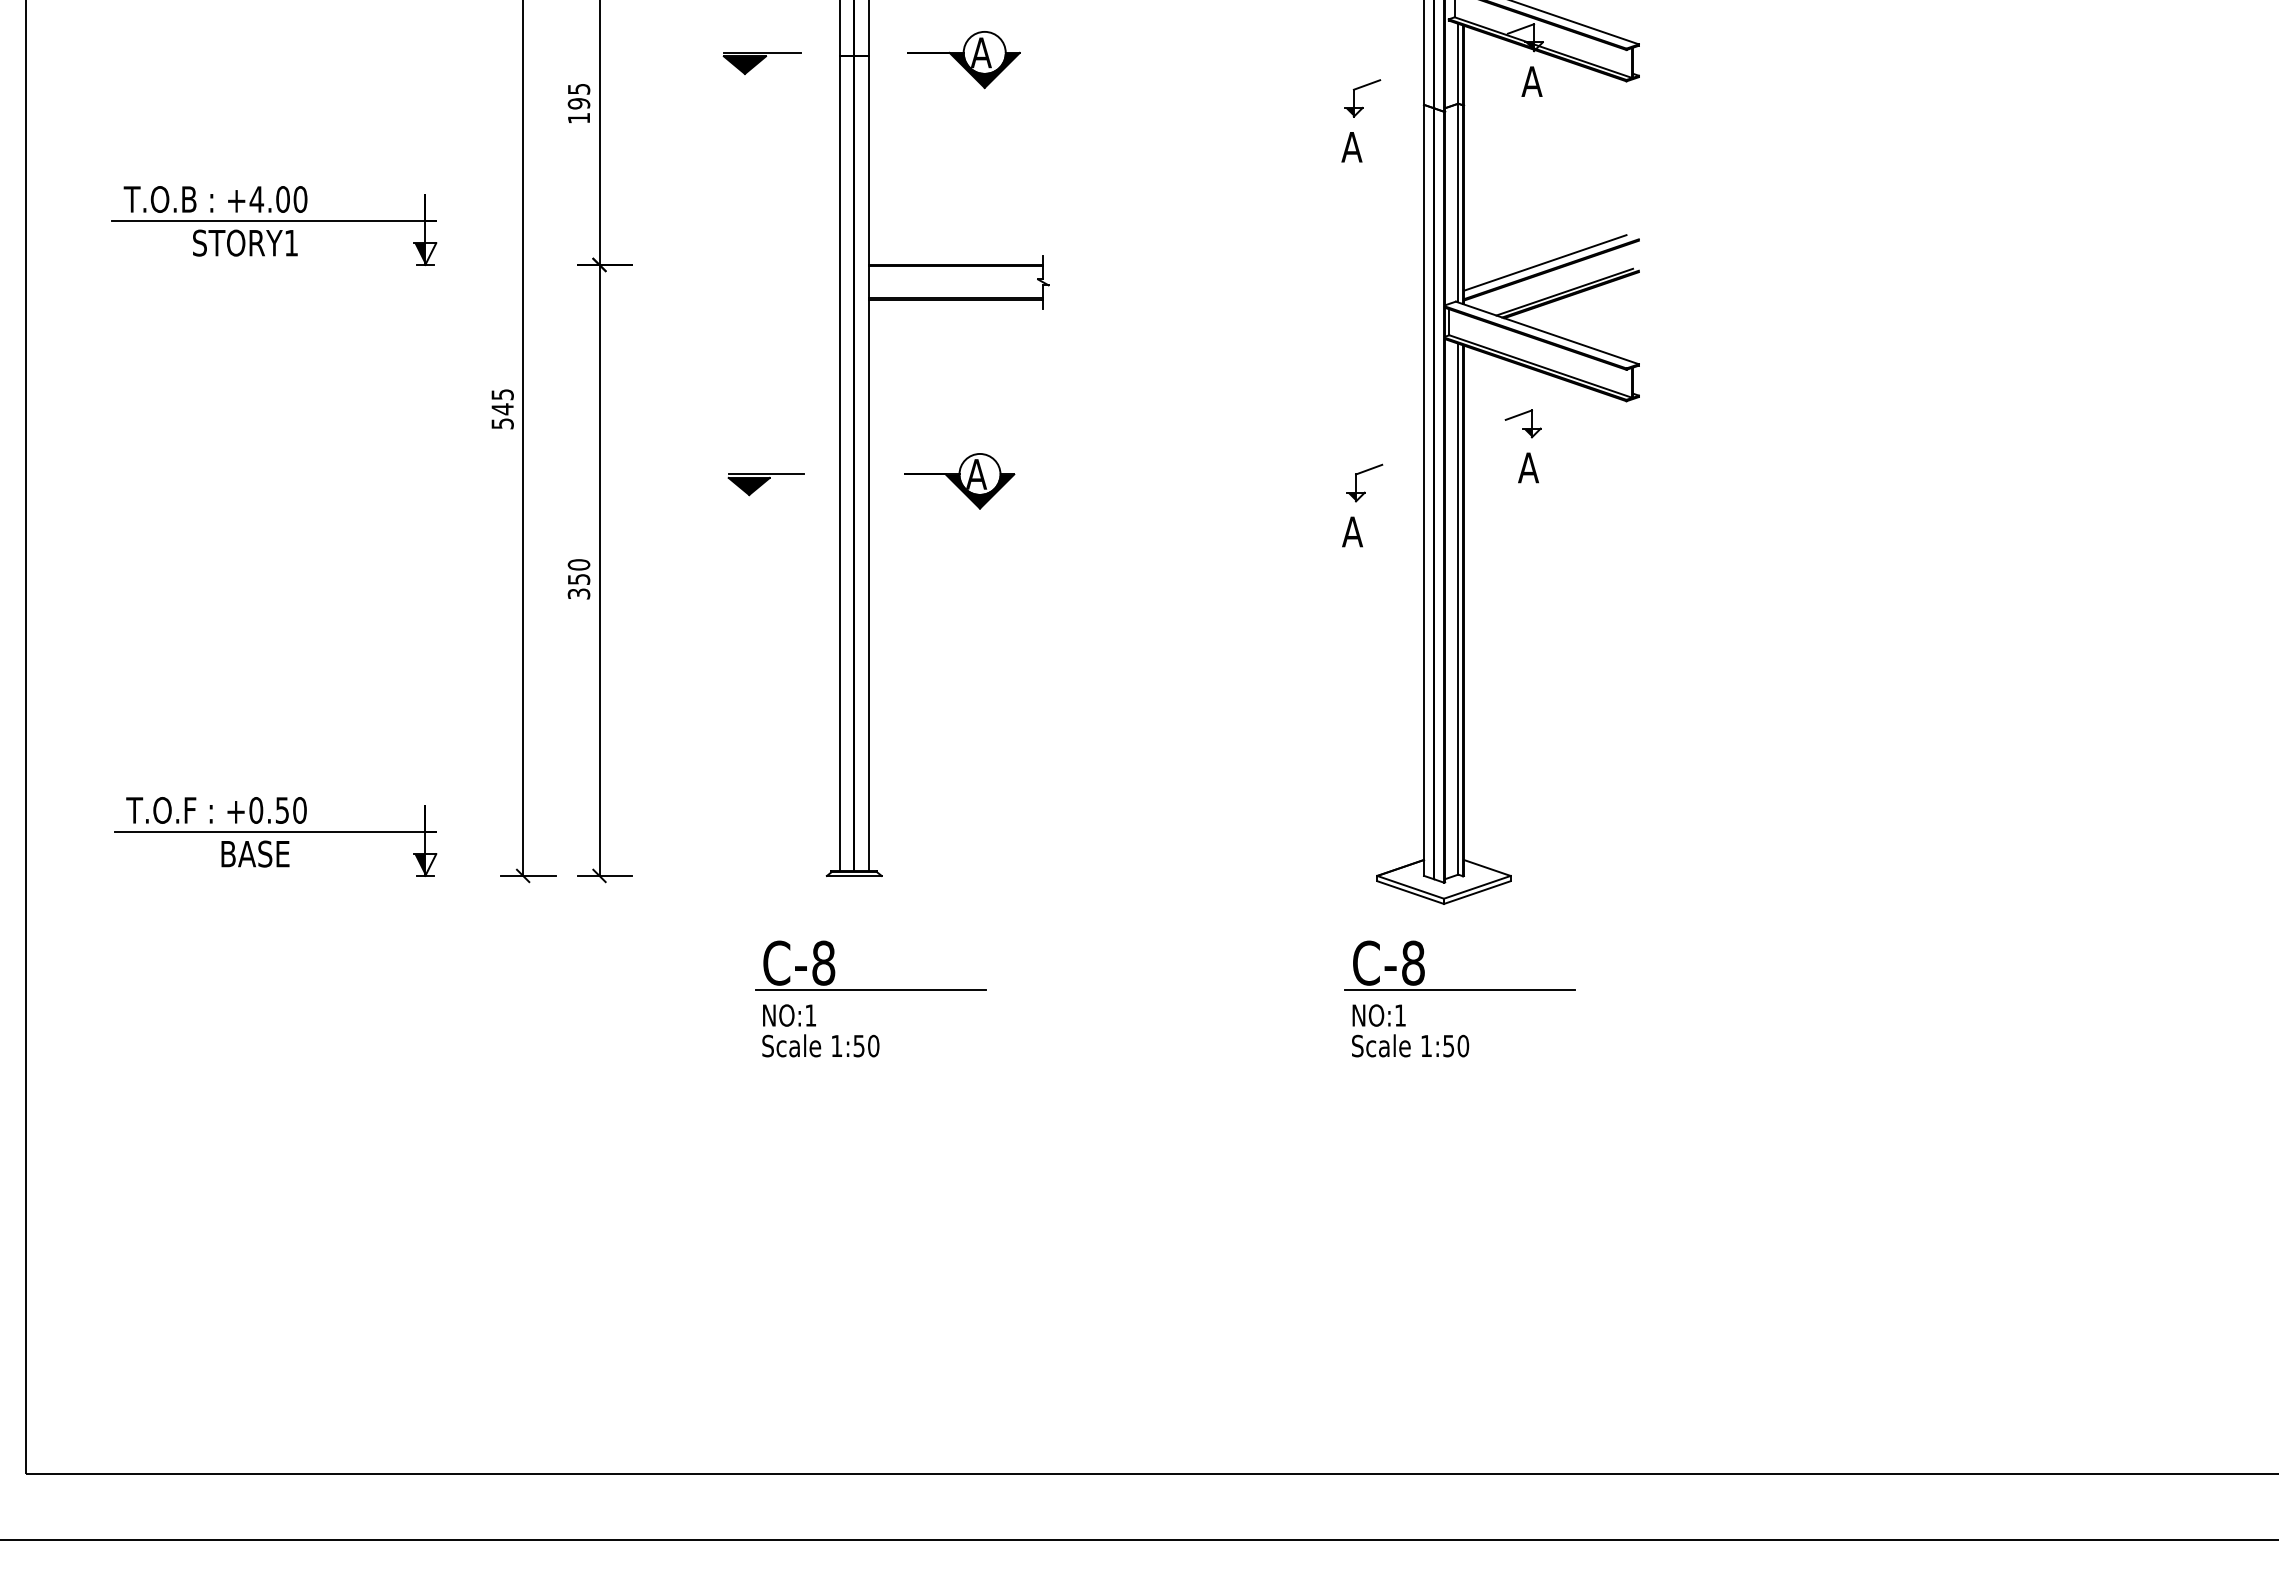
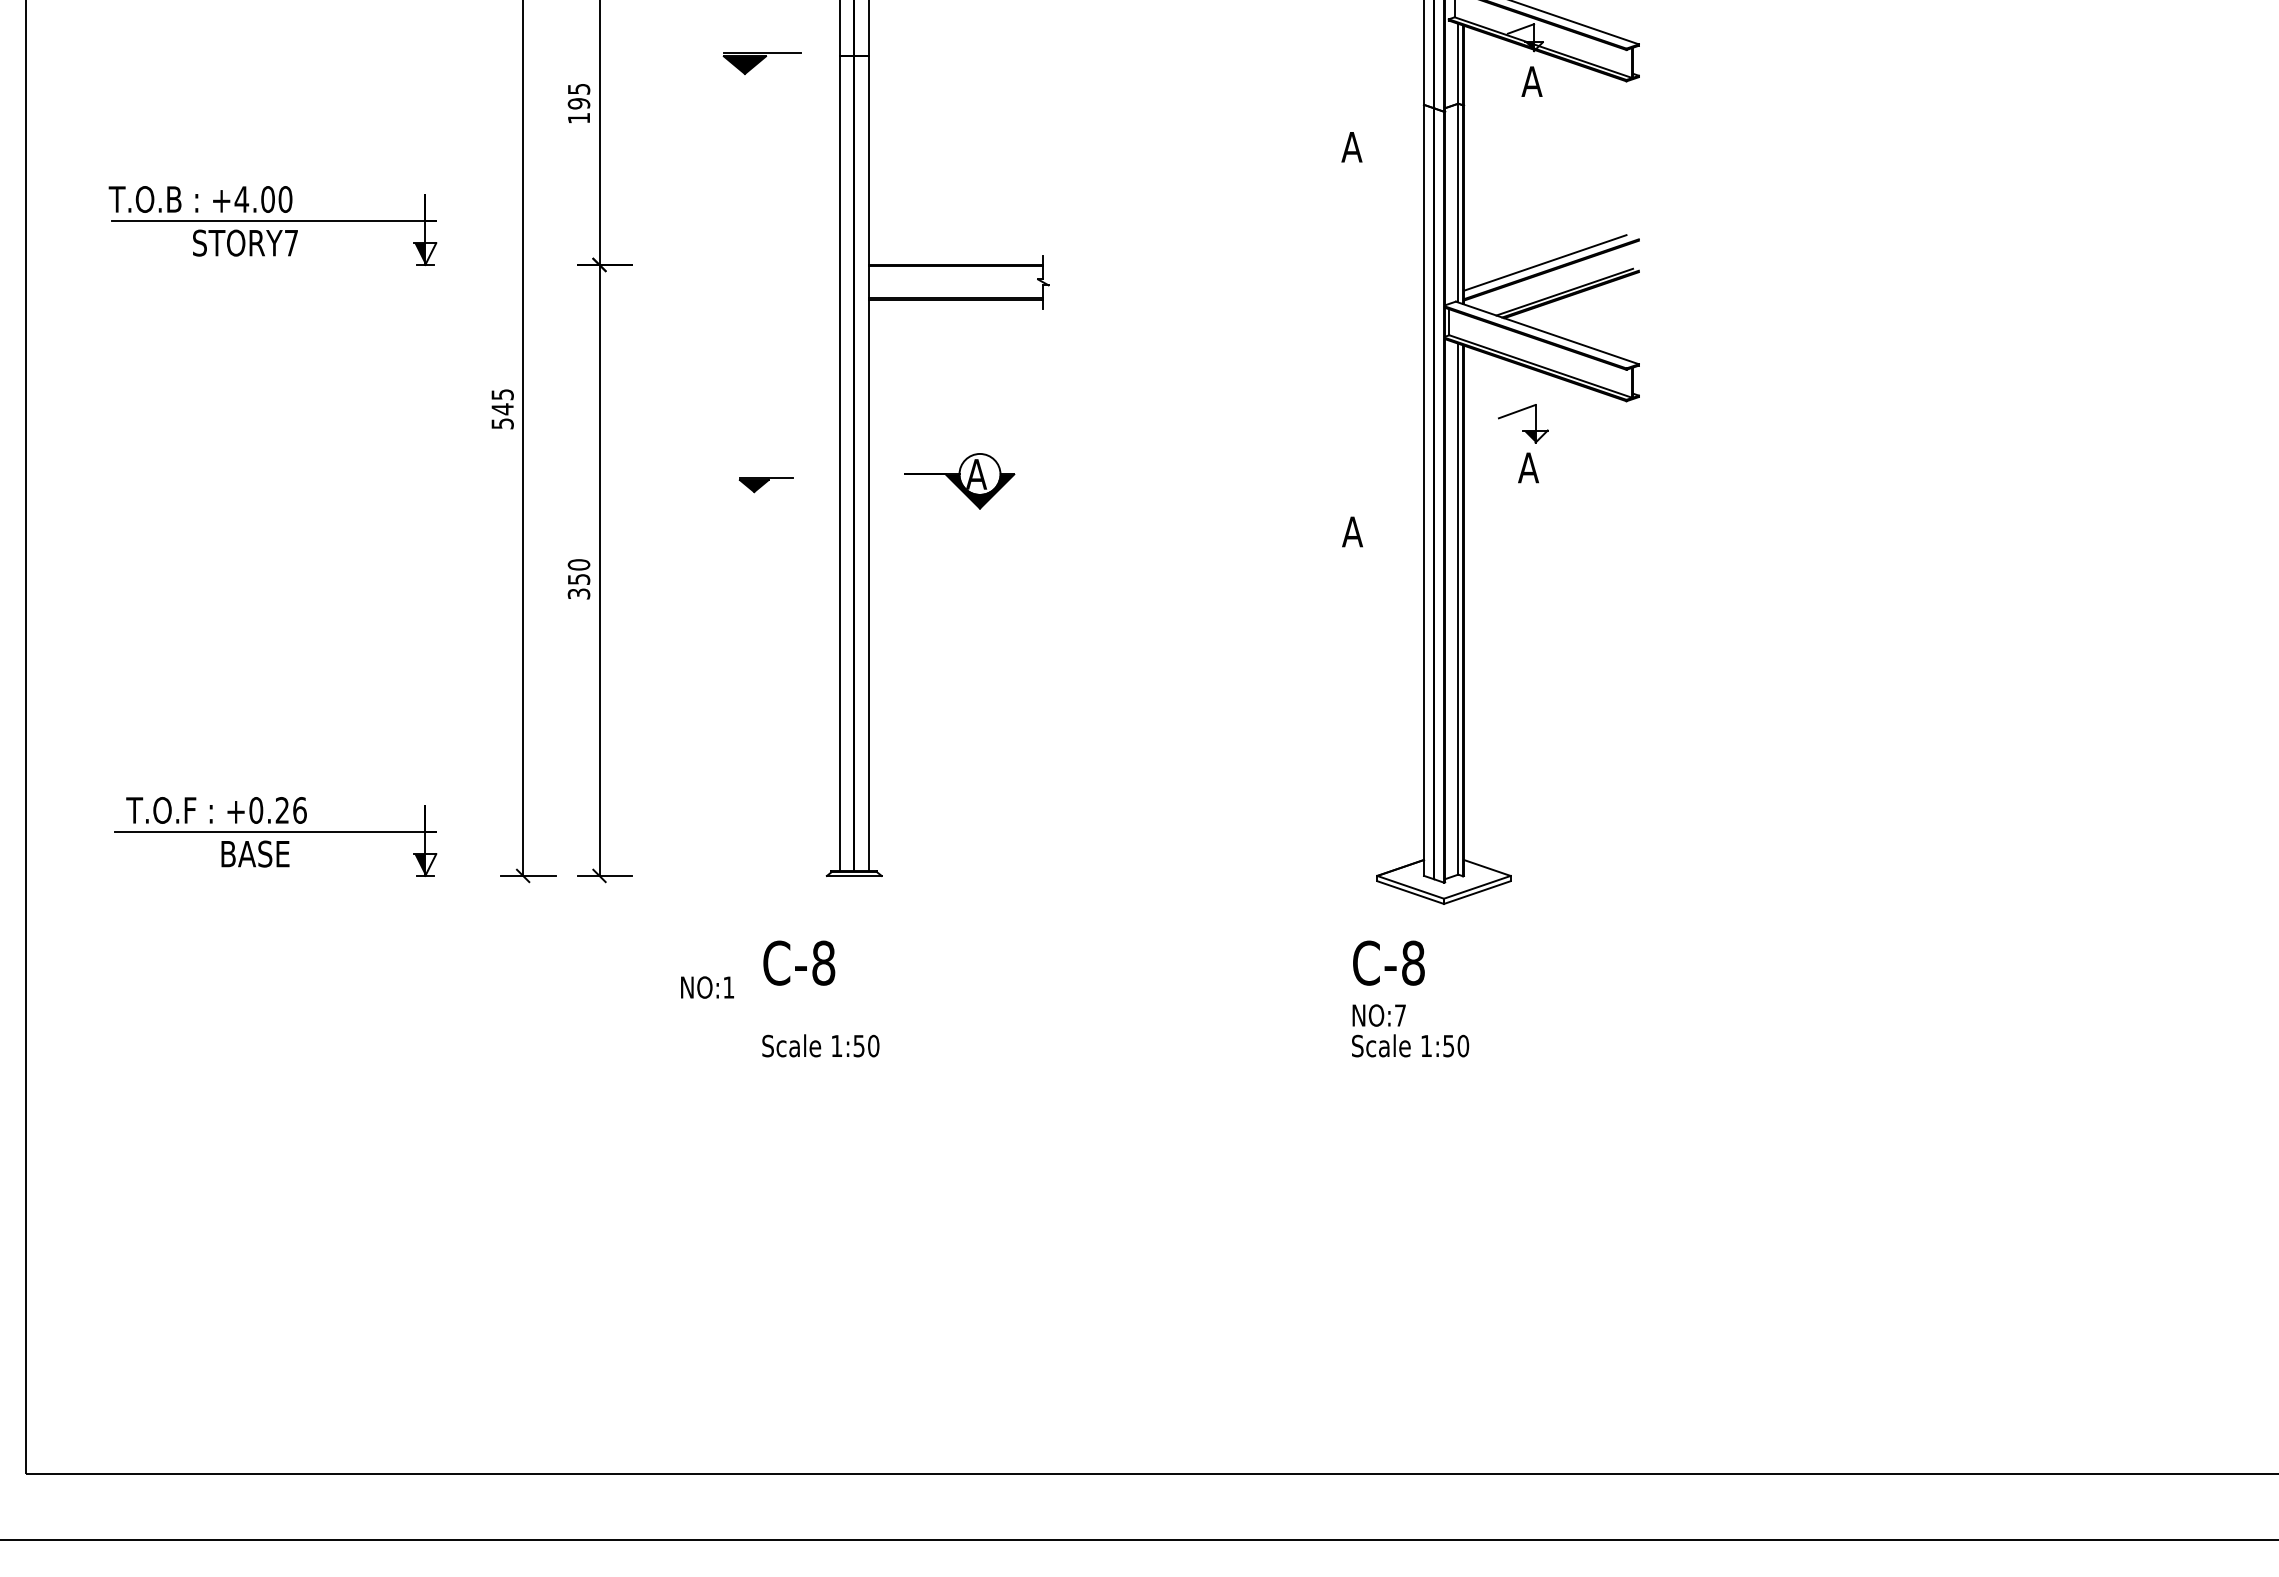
part: present -> none (963, 60)
part: present -> none (1354, 98)
text position: (215, 199) -> (200, 199) (200, 199)
text: STORY1 -> STORY7 (291, 243)
part size: 38x30 px -> 51x40 px (1523, 423)
part: present -> none (1356, 482)
part size: 78x24 px -> 56x17 px (765, 485)
text: +0.50 -> +0.26 (290, 810)
line: present -> none (870, 990)
line: present -> none (1460, 990)
text position: (789, 1015) -> (707, 987) (707, 987)
text: NO:1 -> NO:7 (1400, 1015)
